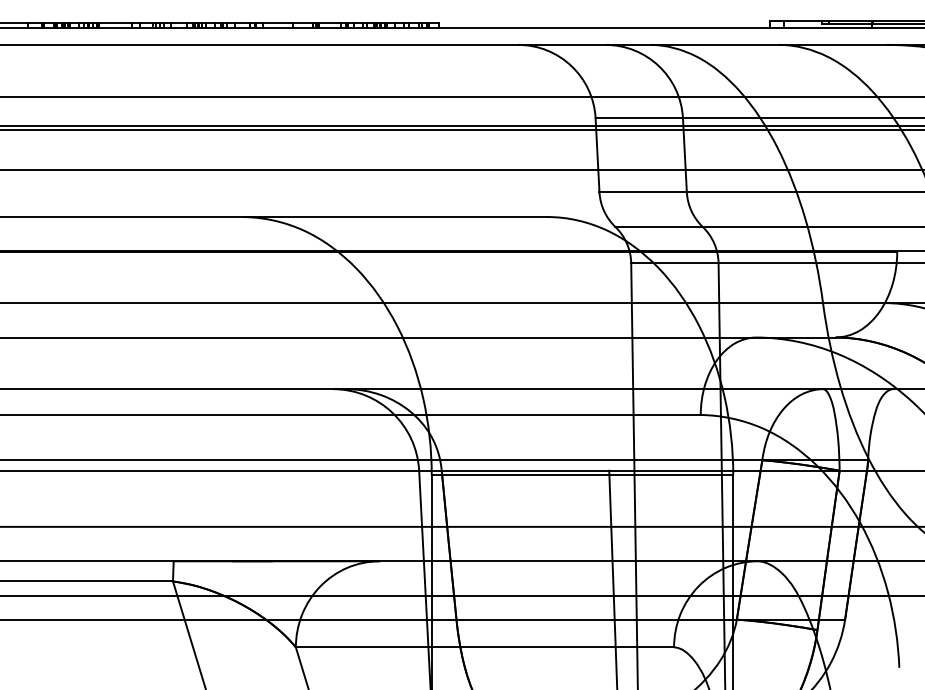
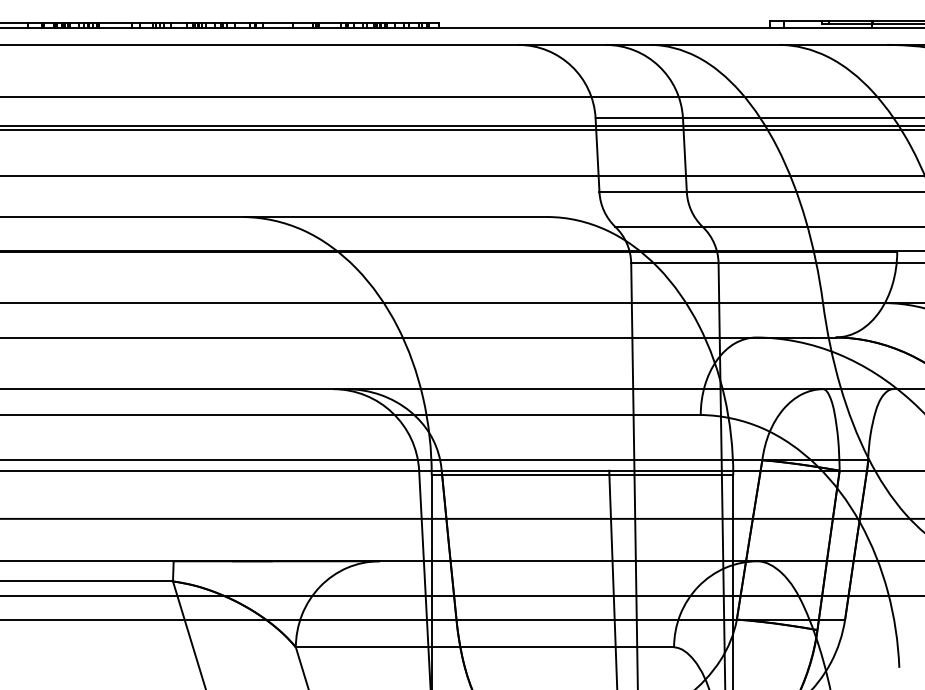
line position: (461, 169) -> (461, 175) (461, 175)
line position: (461, 526) -> (461, 518) (461, 518)
